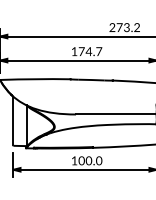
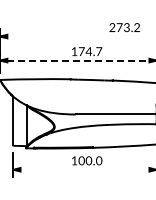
line: present -> none (79, 36)
line: solid -> dashed (78, 60)
line: present -> none (84, 169)
